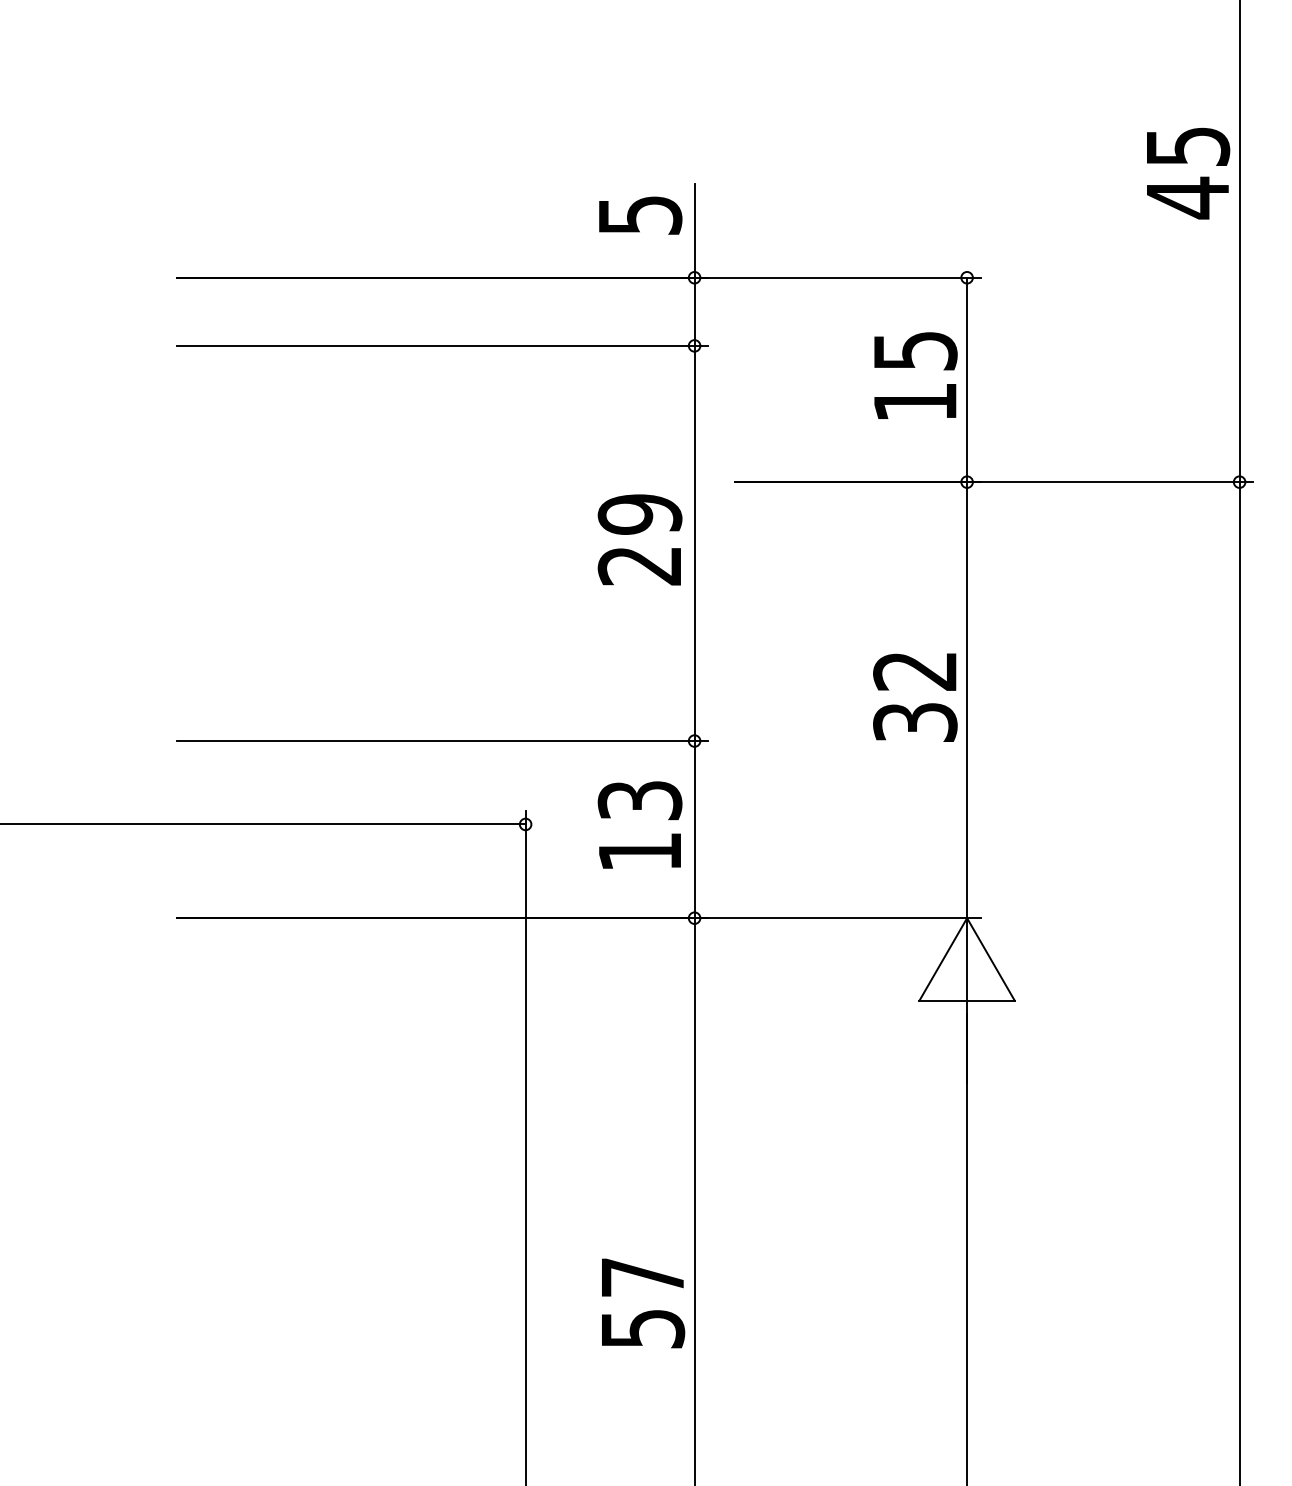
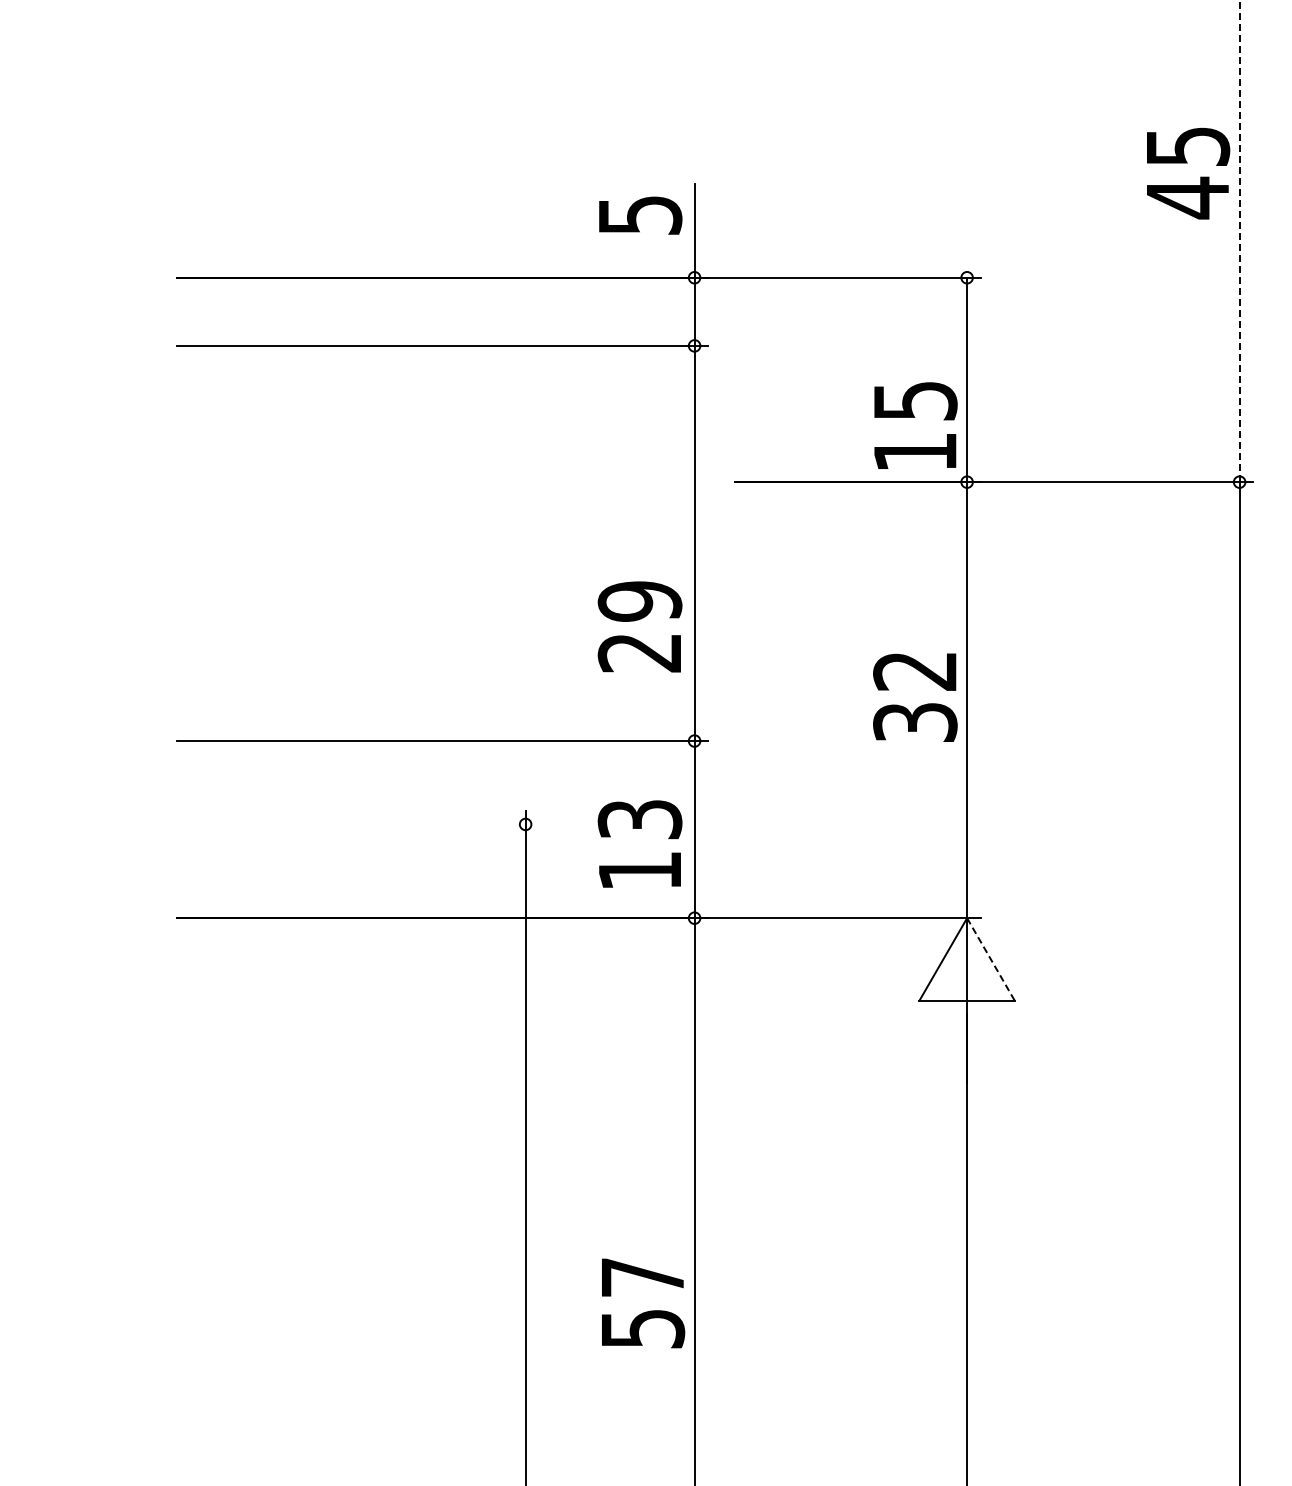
line: solid -> dashed (1239, 241)
text position: (915, 375) -> (915, 425) (915, 425)
text position: (639, 539) -> (639, 626) (639, 626)
line: present -> none (263, 824)
text position: (639, 824) -> (639, 843) (639, 843)
line: solid -> dashed (990, 959)
